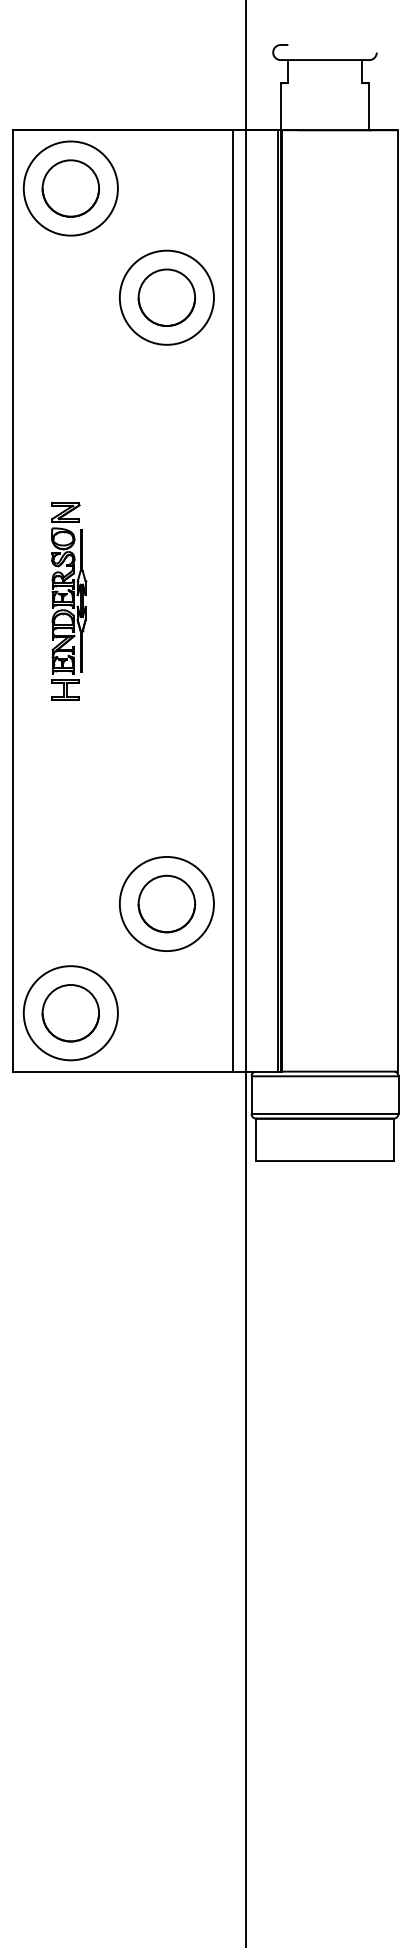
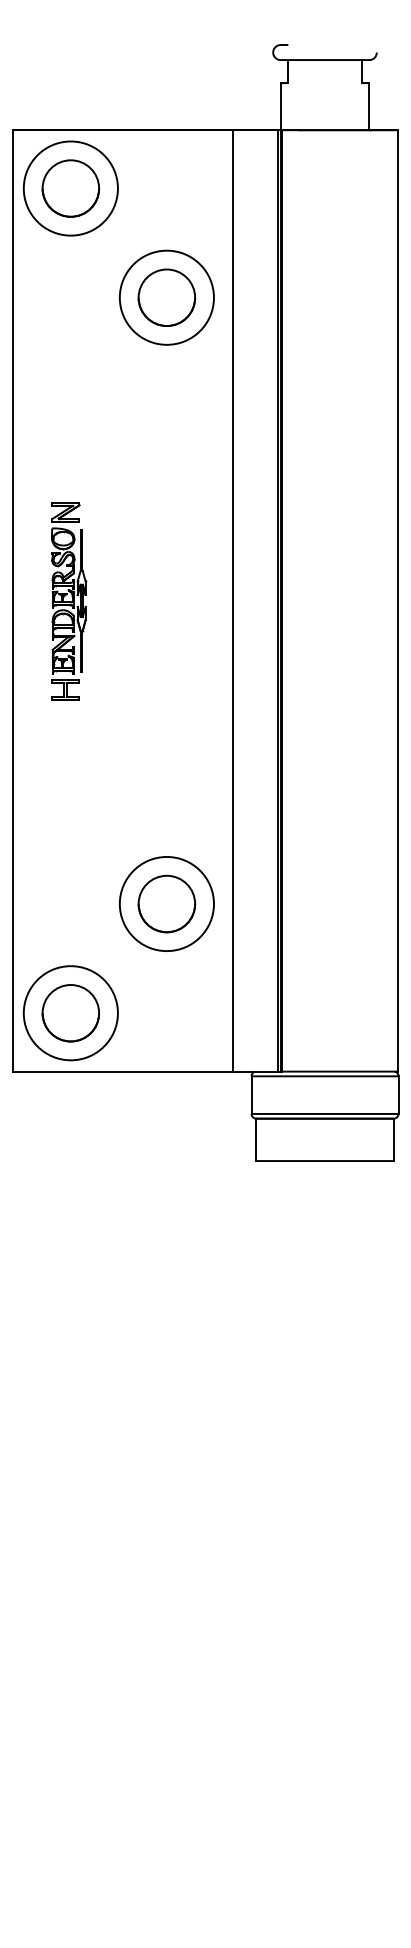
line: present -> none (246, 973)
